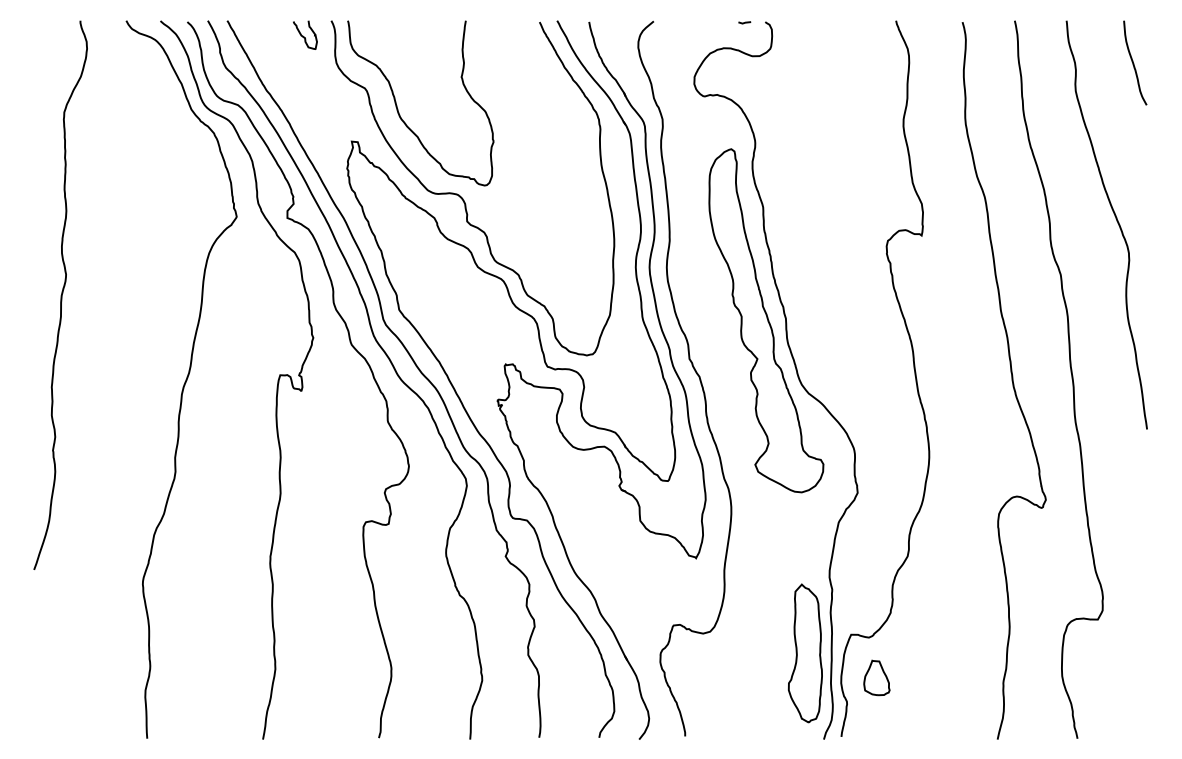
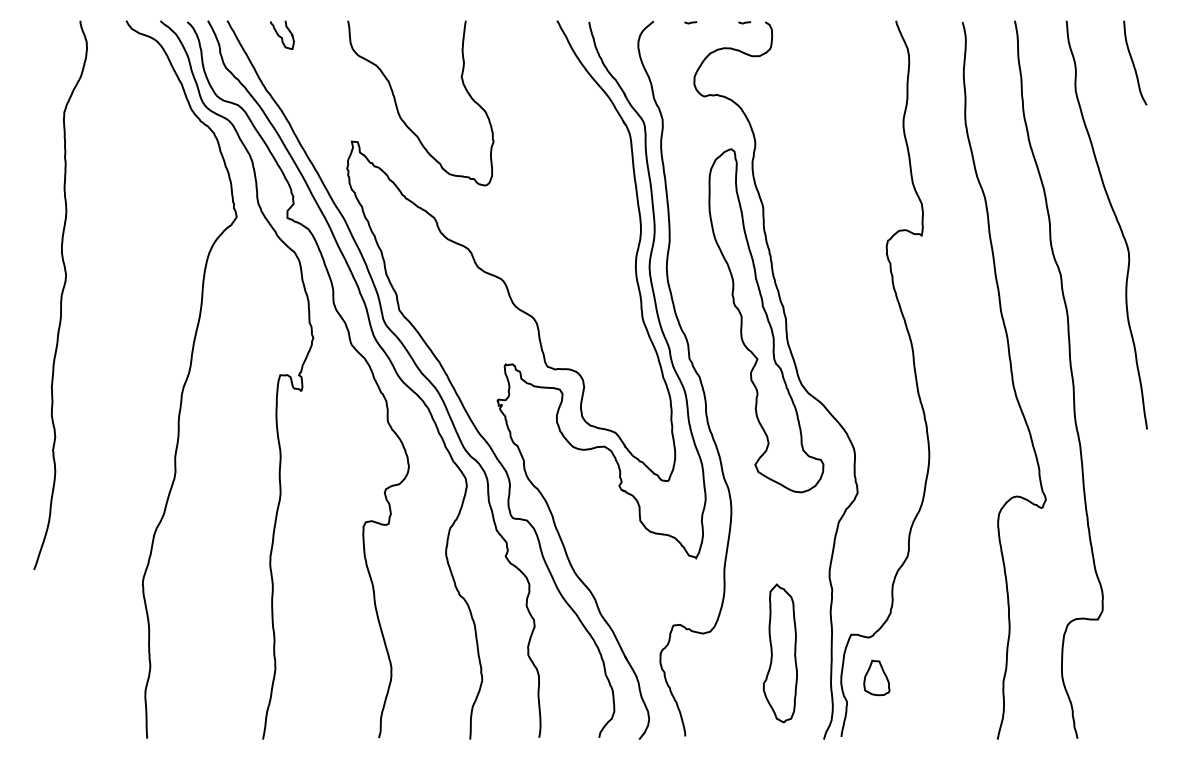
line: none -> present (690, 22)
curve position: (303, 35) -> (280, 35) (280, 35)
curve: present -> none (462, 197)
part position: (804, 653) -> (779, 653) (779, 653)
